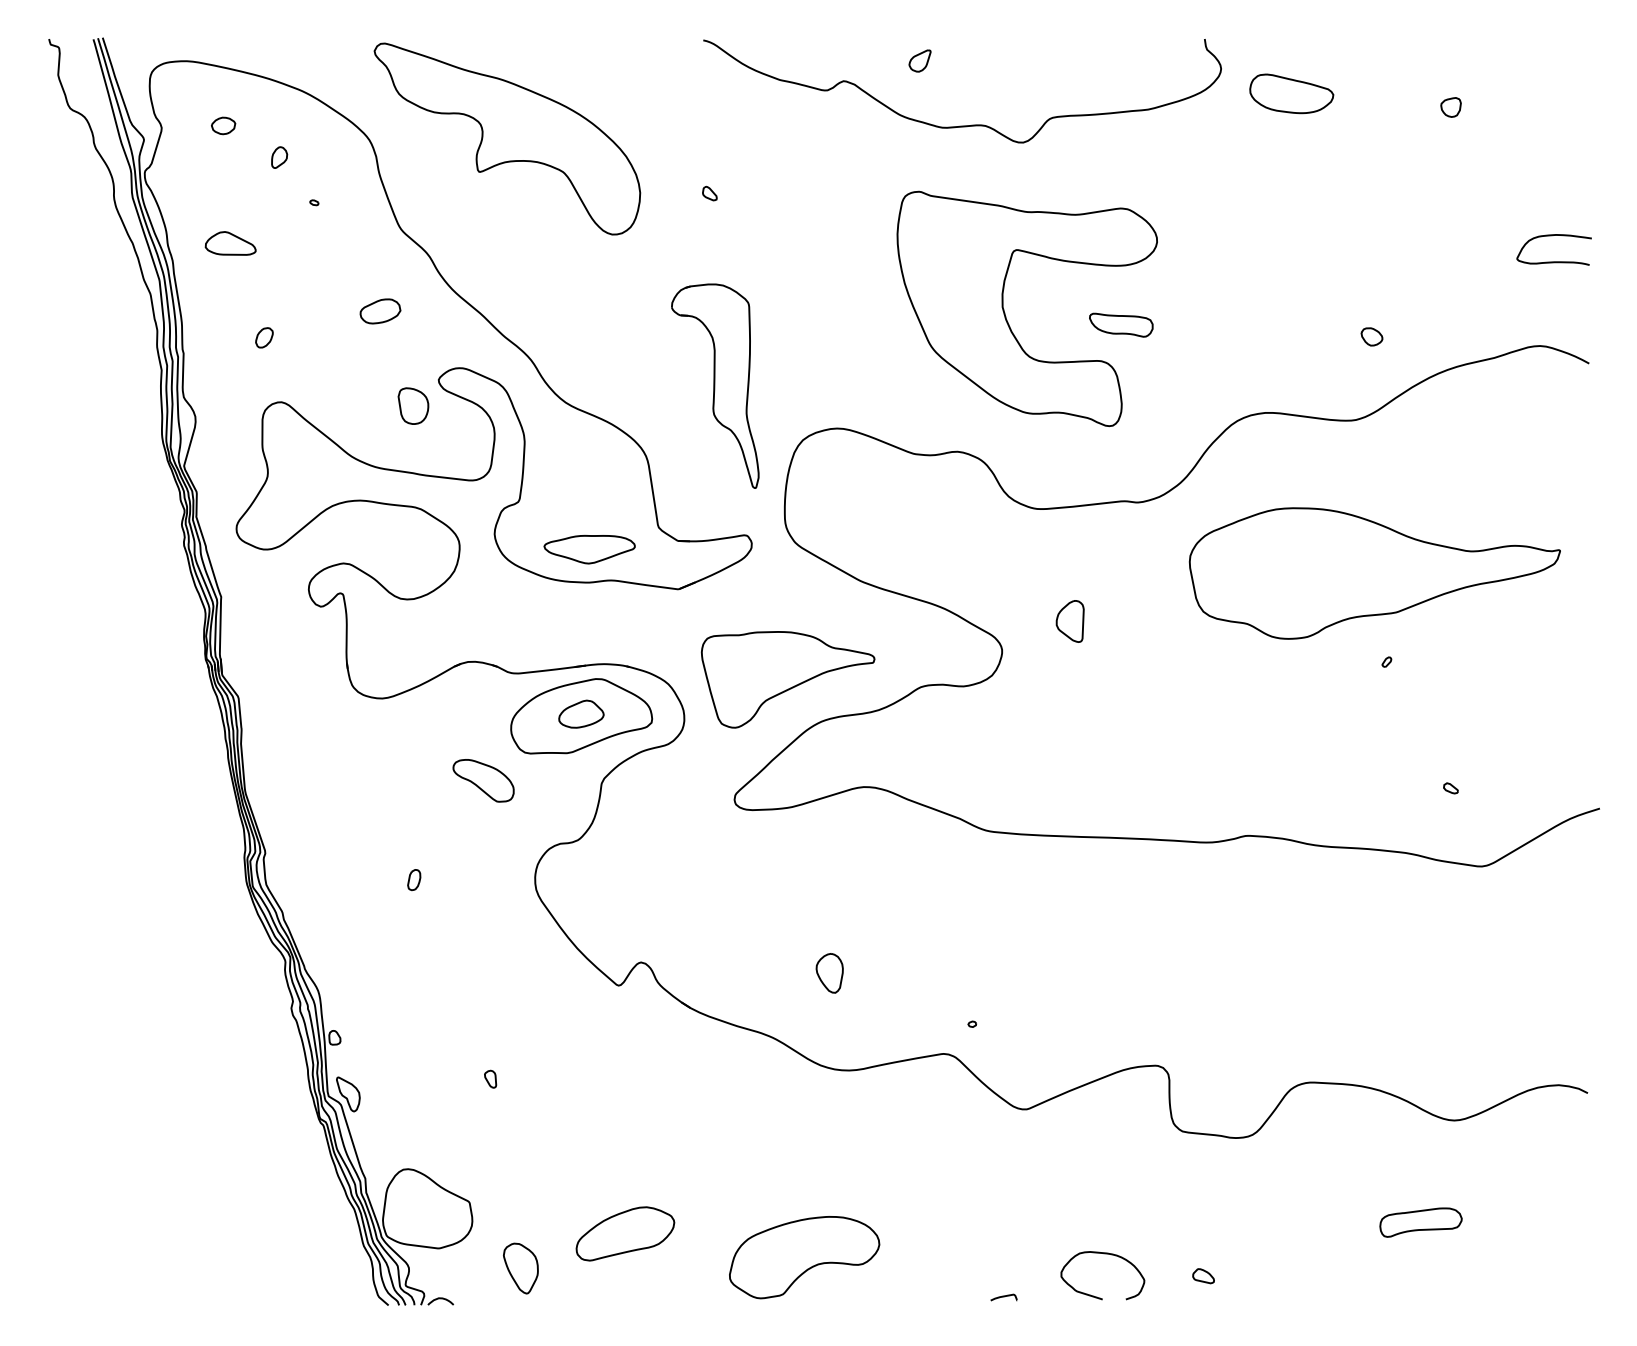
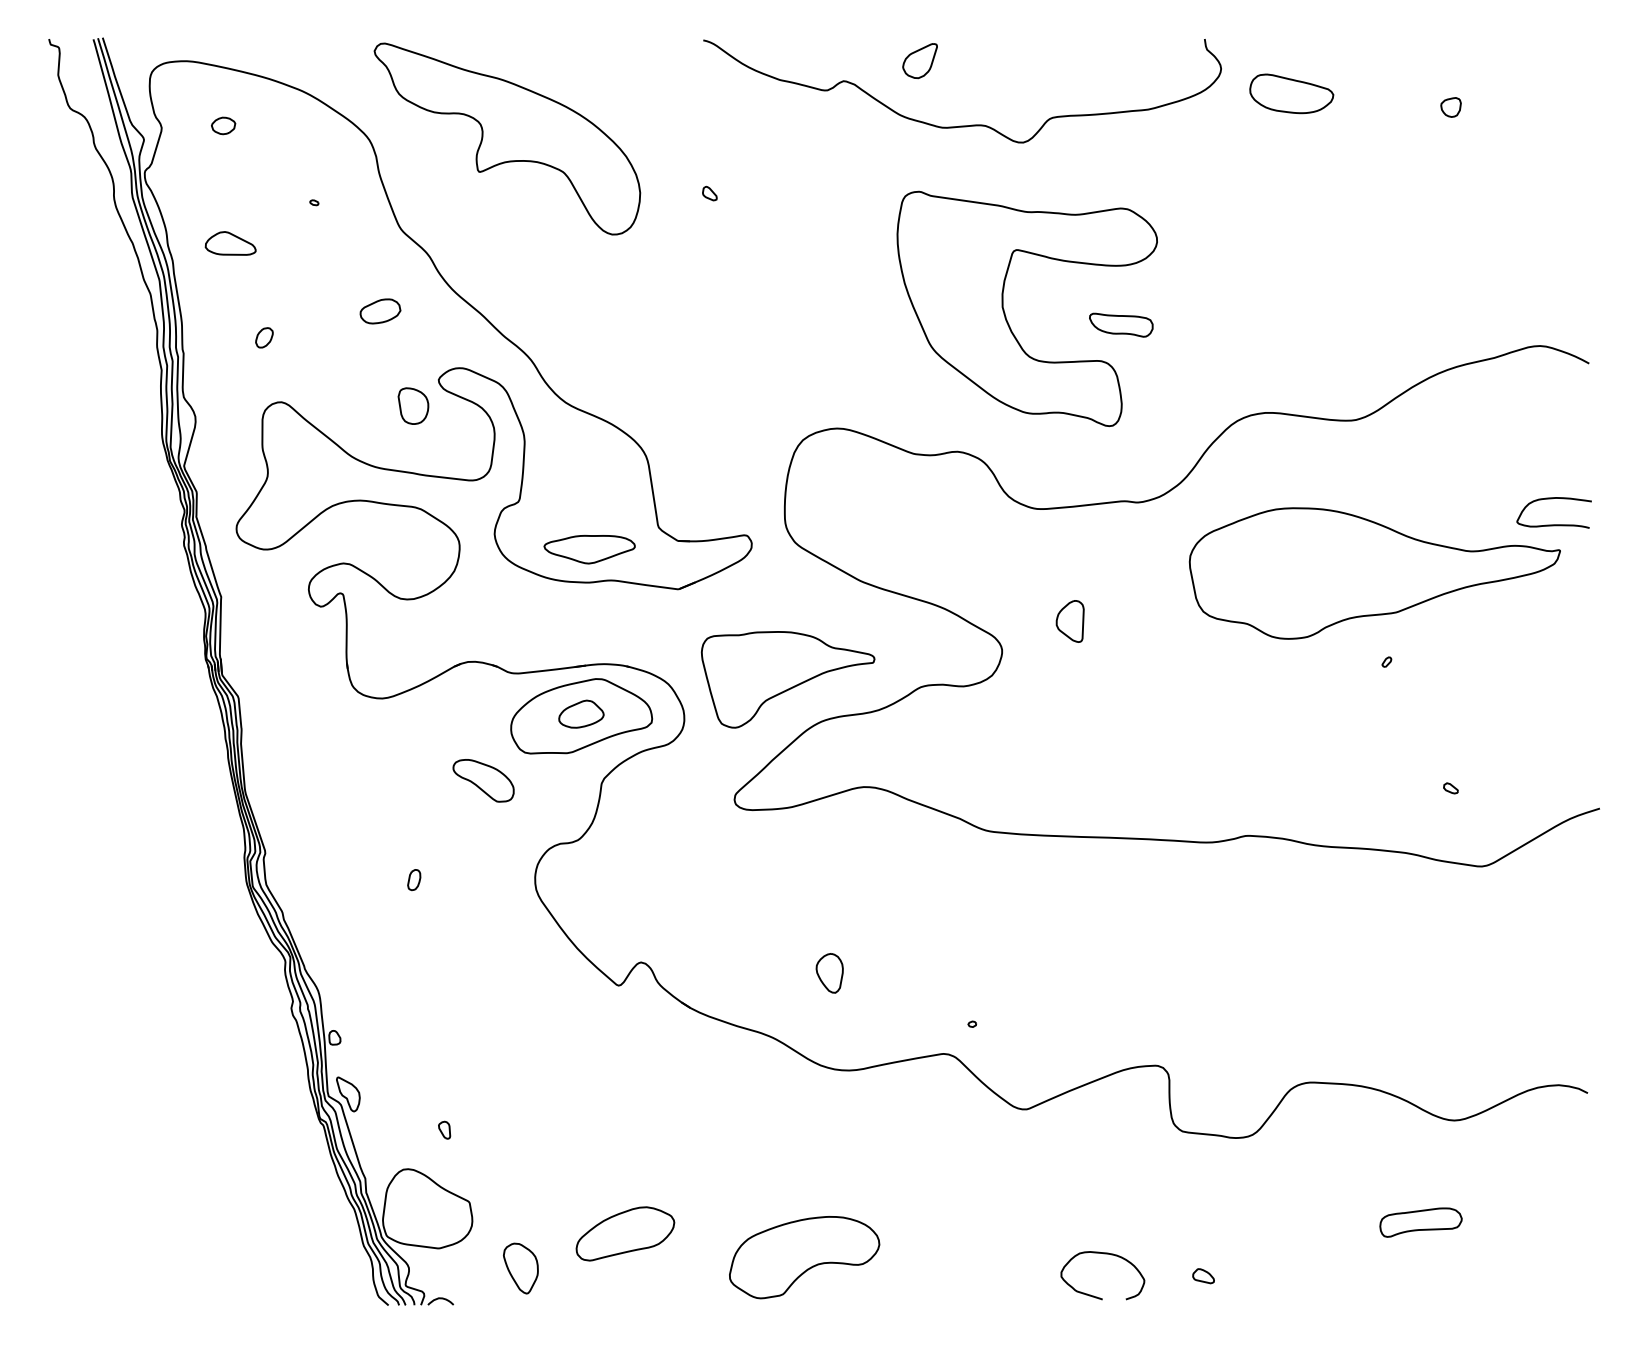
part size: 24x24 px -> 36x37 px (919, 61)
part: present -> none (279, 157)
curve position: (1553, 261) -> (1553, 524) (1553, 524)
part: present -> none (1371, 336)
part: present -> none (715, 385)
part position: (490, 1078) -> (444, 1129) (444, 1129)
curve: present -> none (1003, 1297)
